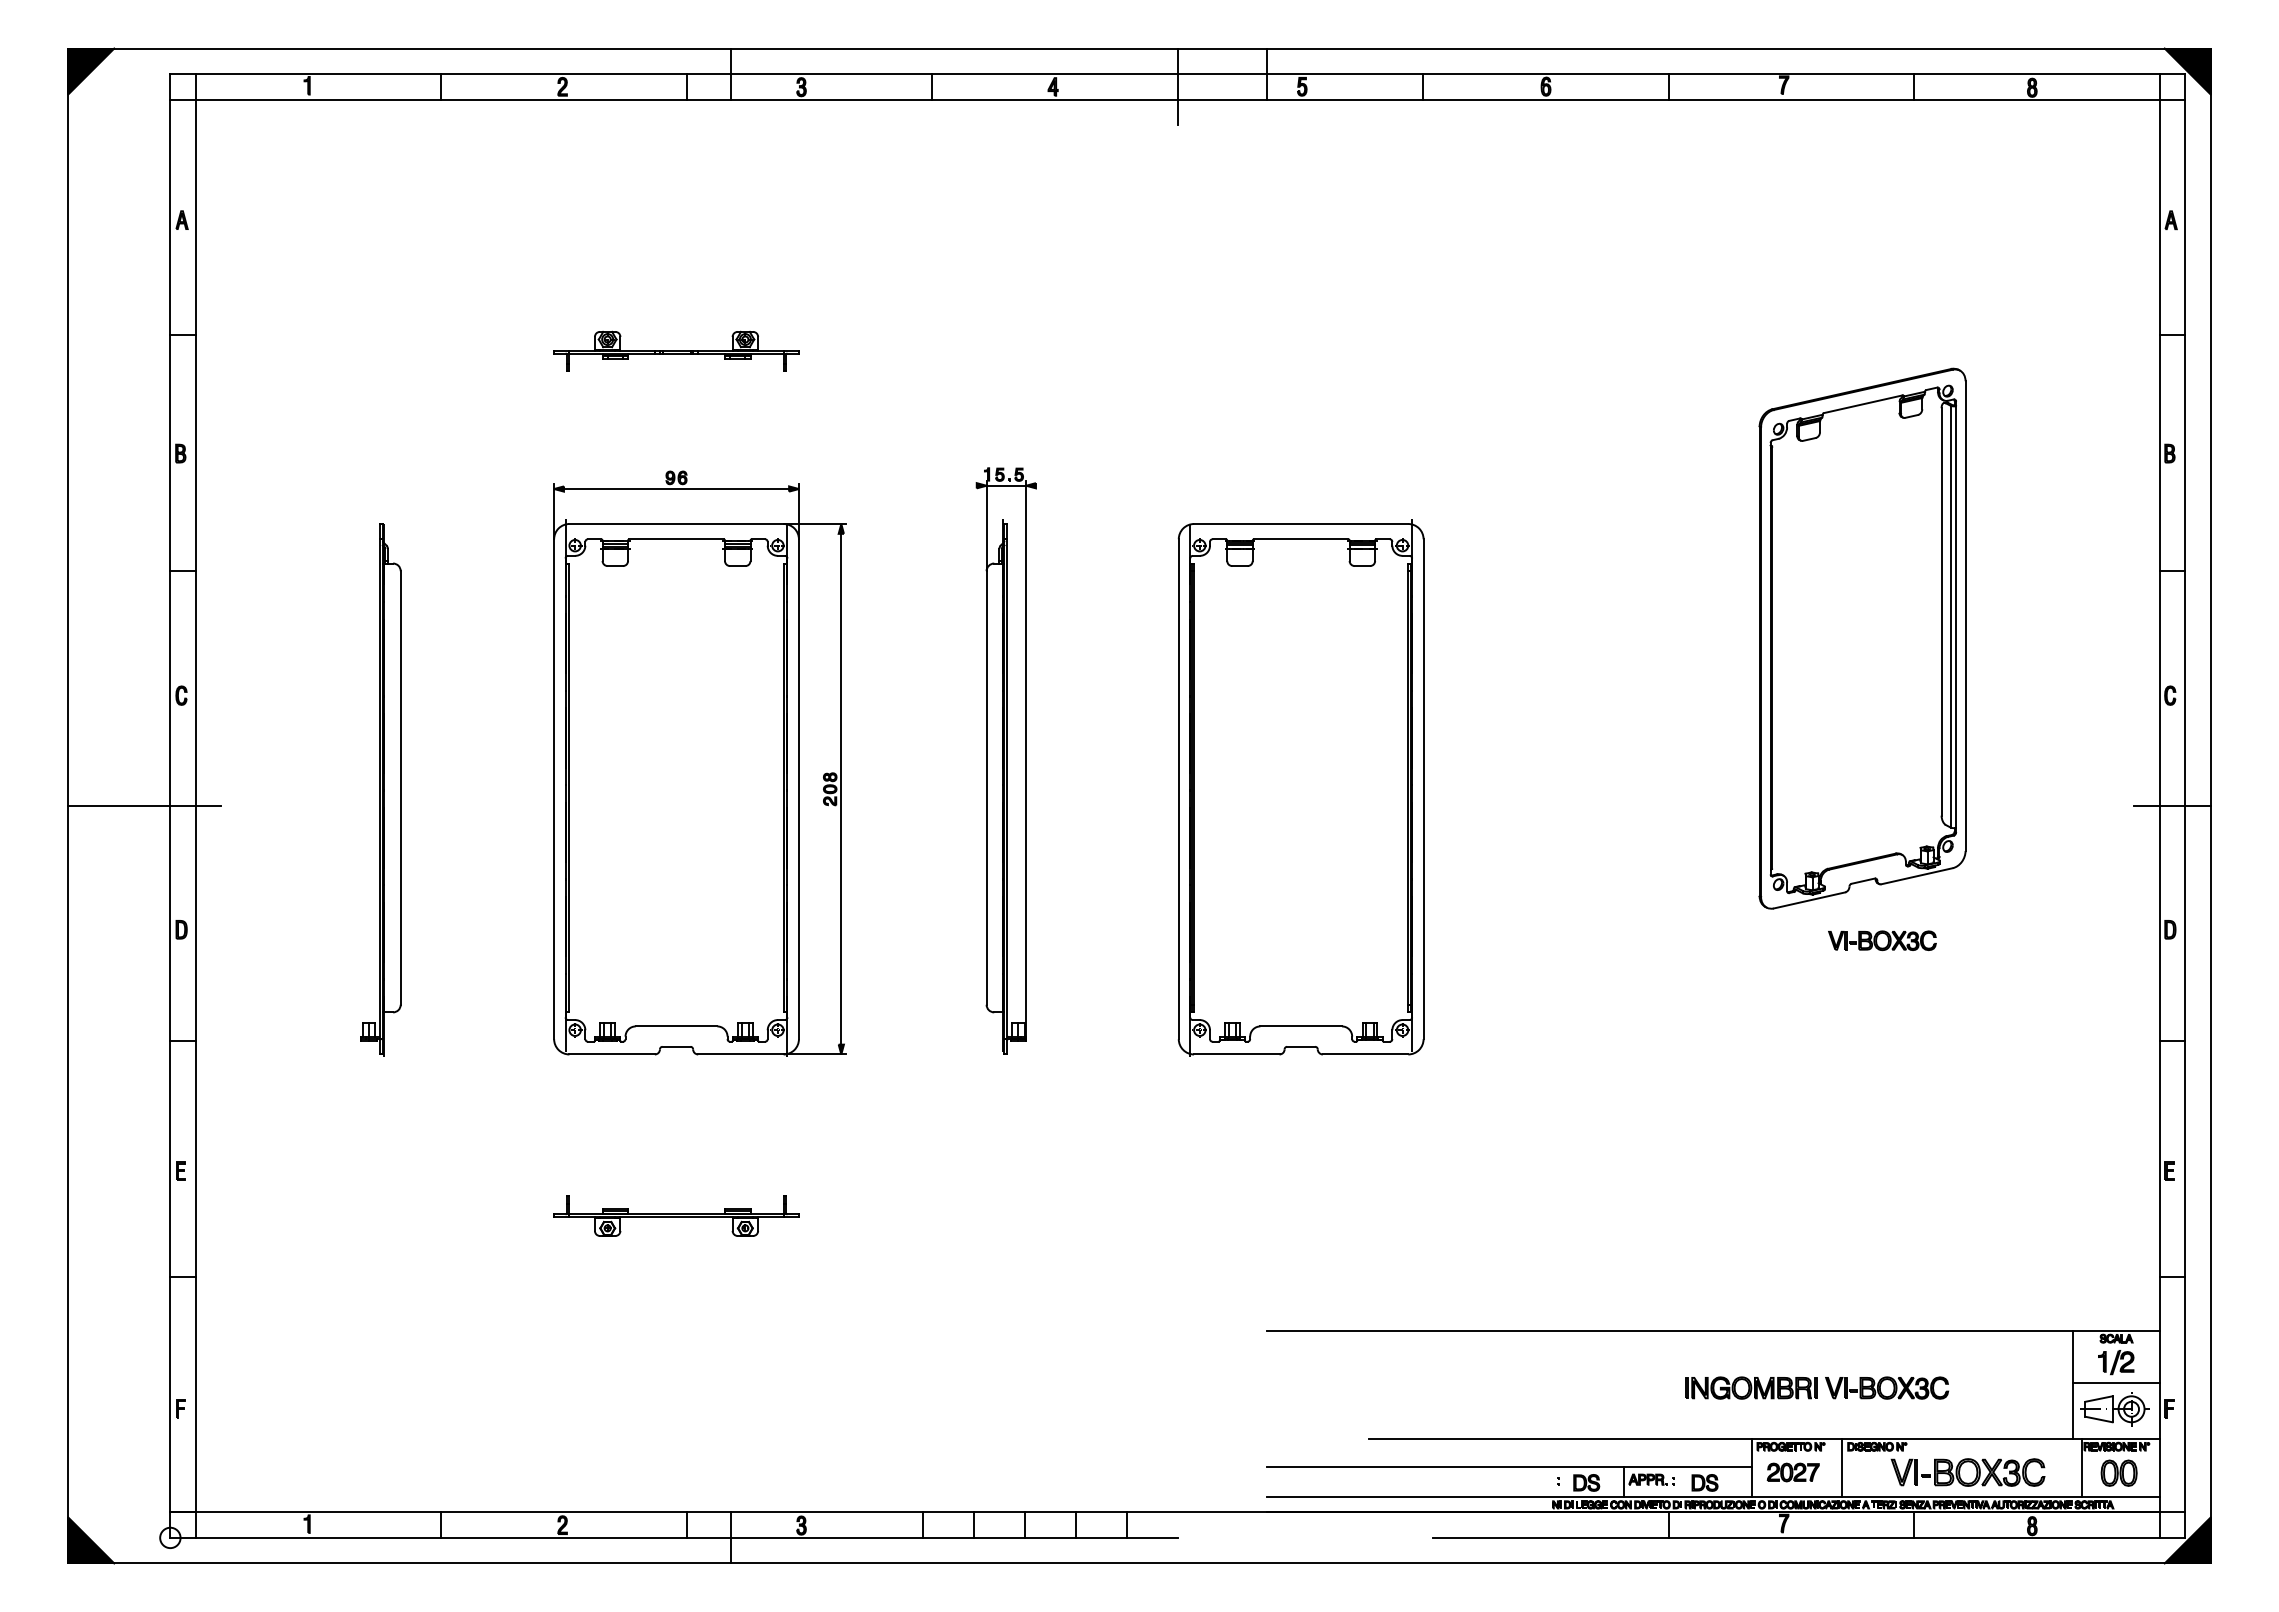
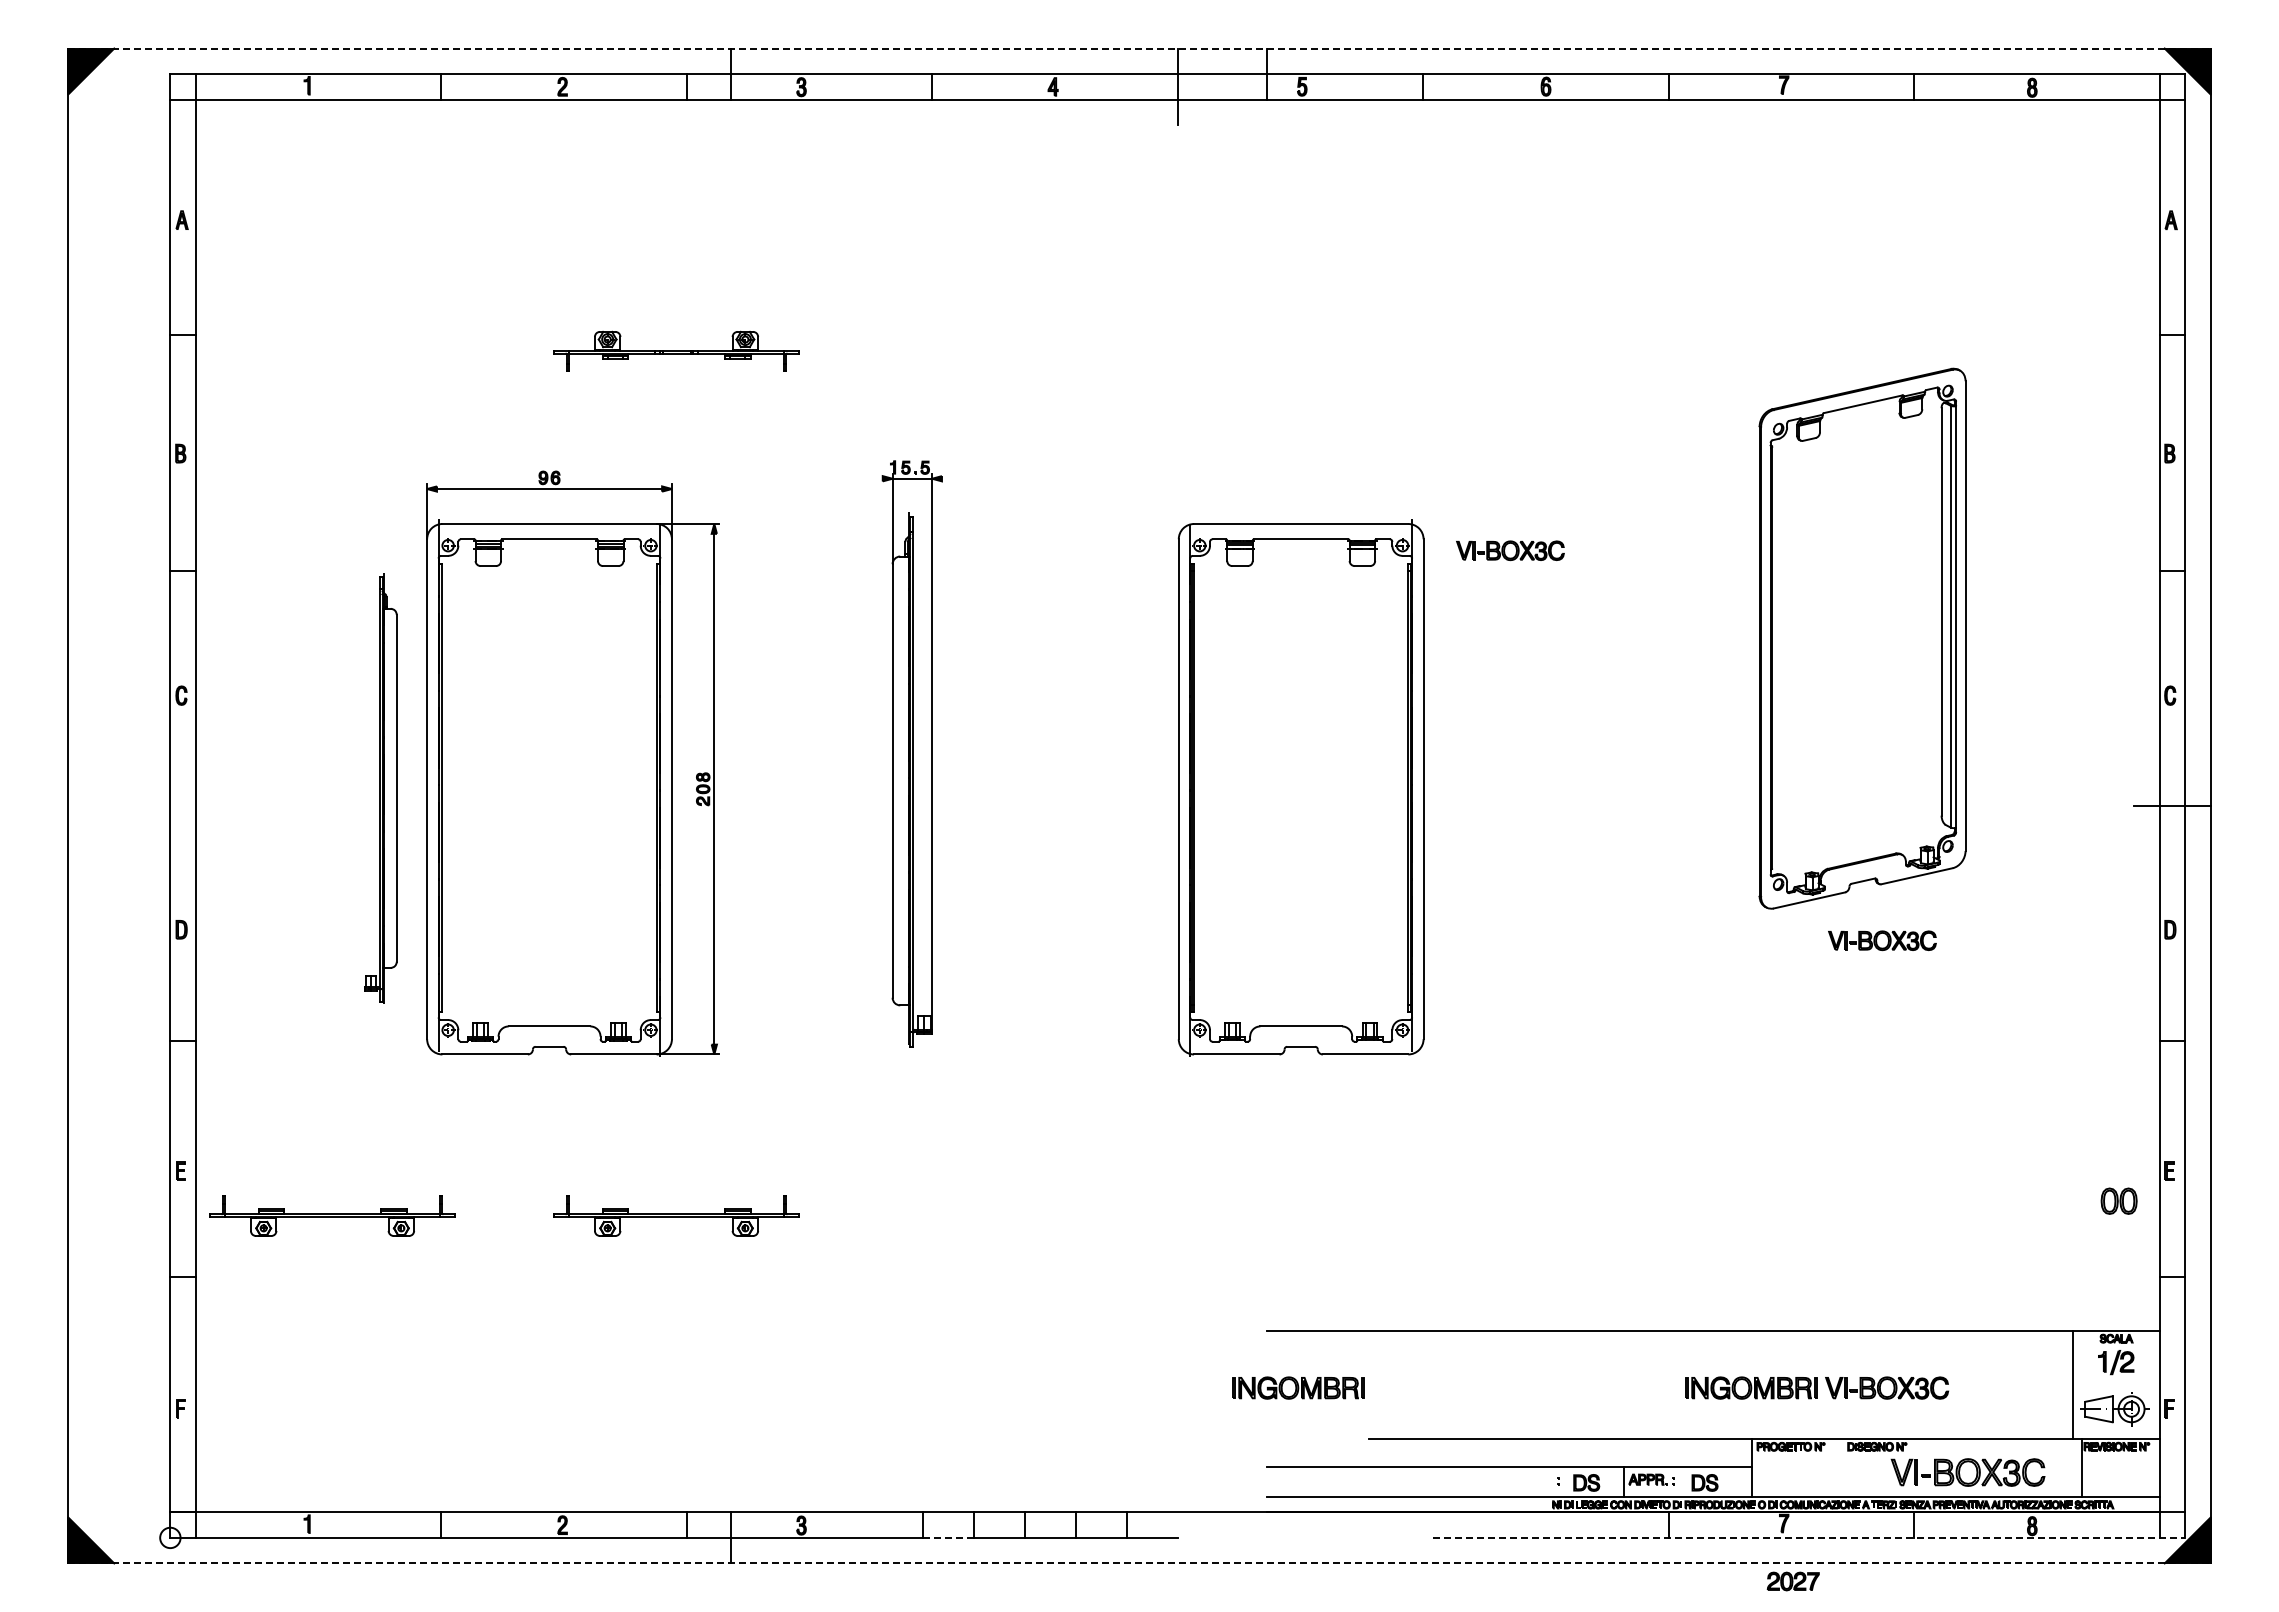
line: solid -> dashed (1139, 48)
part: none -> present (1510, 550)
part position: (1005, 760) -> (911, 753) (911, 753)
part position: (699, 763) -> (572, 763) (572, 763)
part size: 42x534 px -> 34x431 px (380, 788)
line: present -> none (144, 806)
part: none -> present (332, 1215)
line: present -> none (2115, 1382)
part: none -> present (1298, 1387)
line: present -> none (1842, 1468)
part position: (1792, 1472) -> (1792, 1581) (1792, 1581)
part position: (2118, 1472) -> (2118, 1200) (2118, 1200)
line: solid -> dashed (948, 1537)
line: solid -> dashed (1809, 1537)
line: solid -> dashed (1139, 1563)
